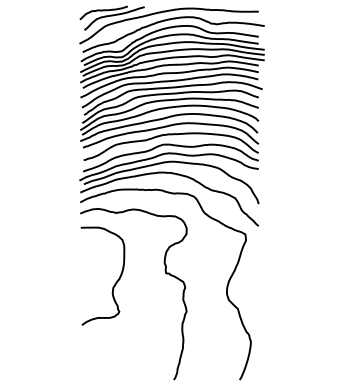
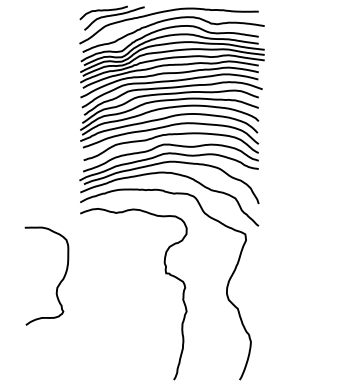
curve position: (115, 282) -> (59, 282) (59, 282)
